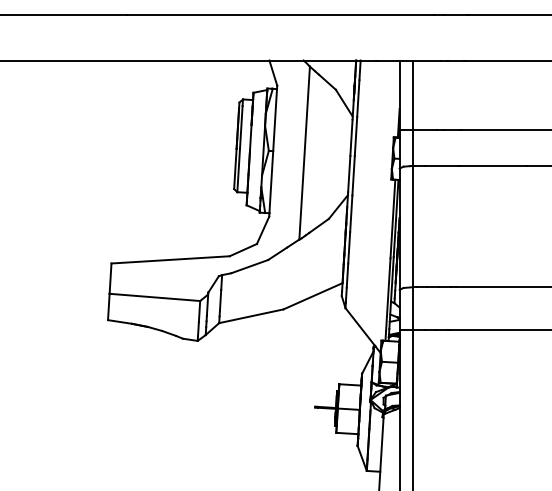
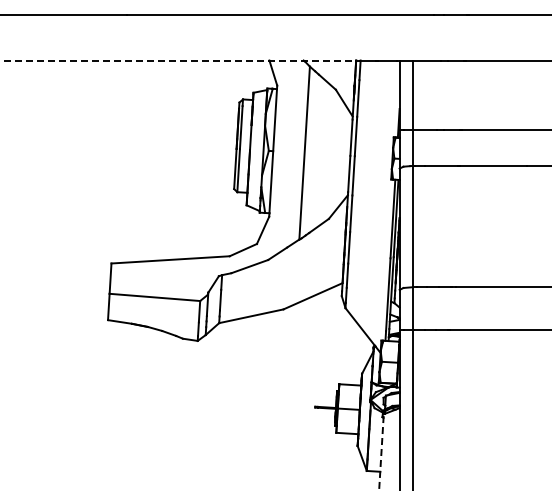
line: solid -> dashed (178, 60)
line: solid -> dashed (381, 452)
